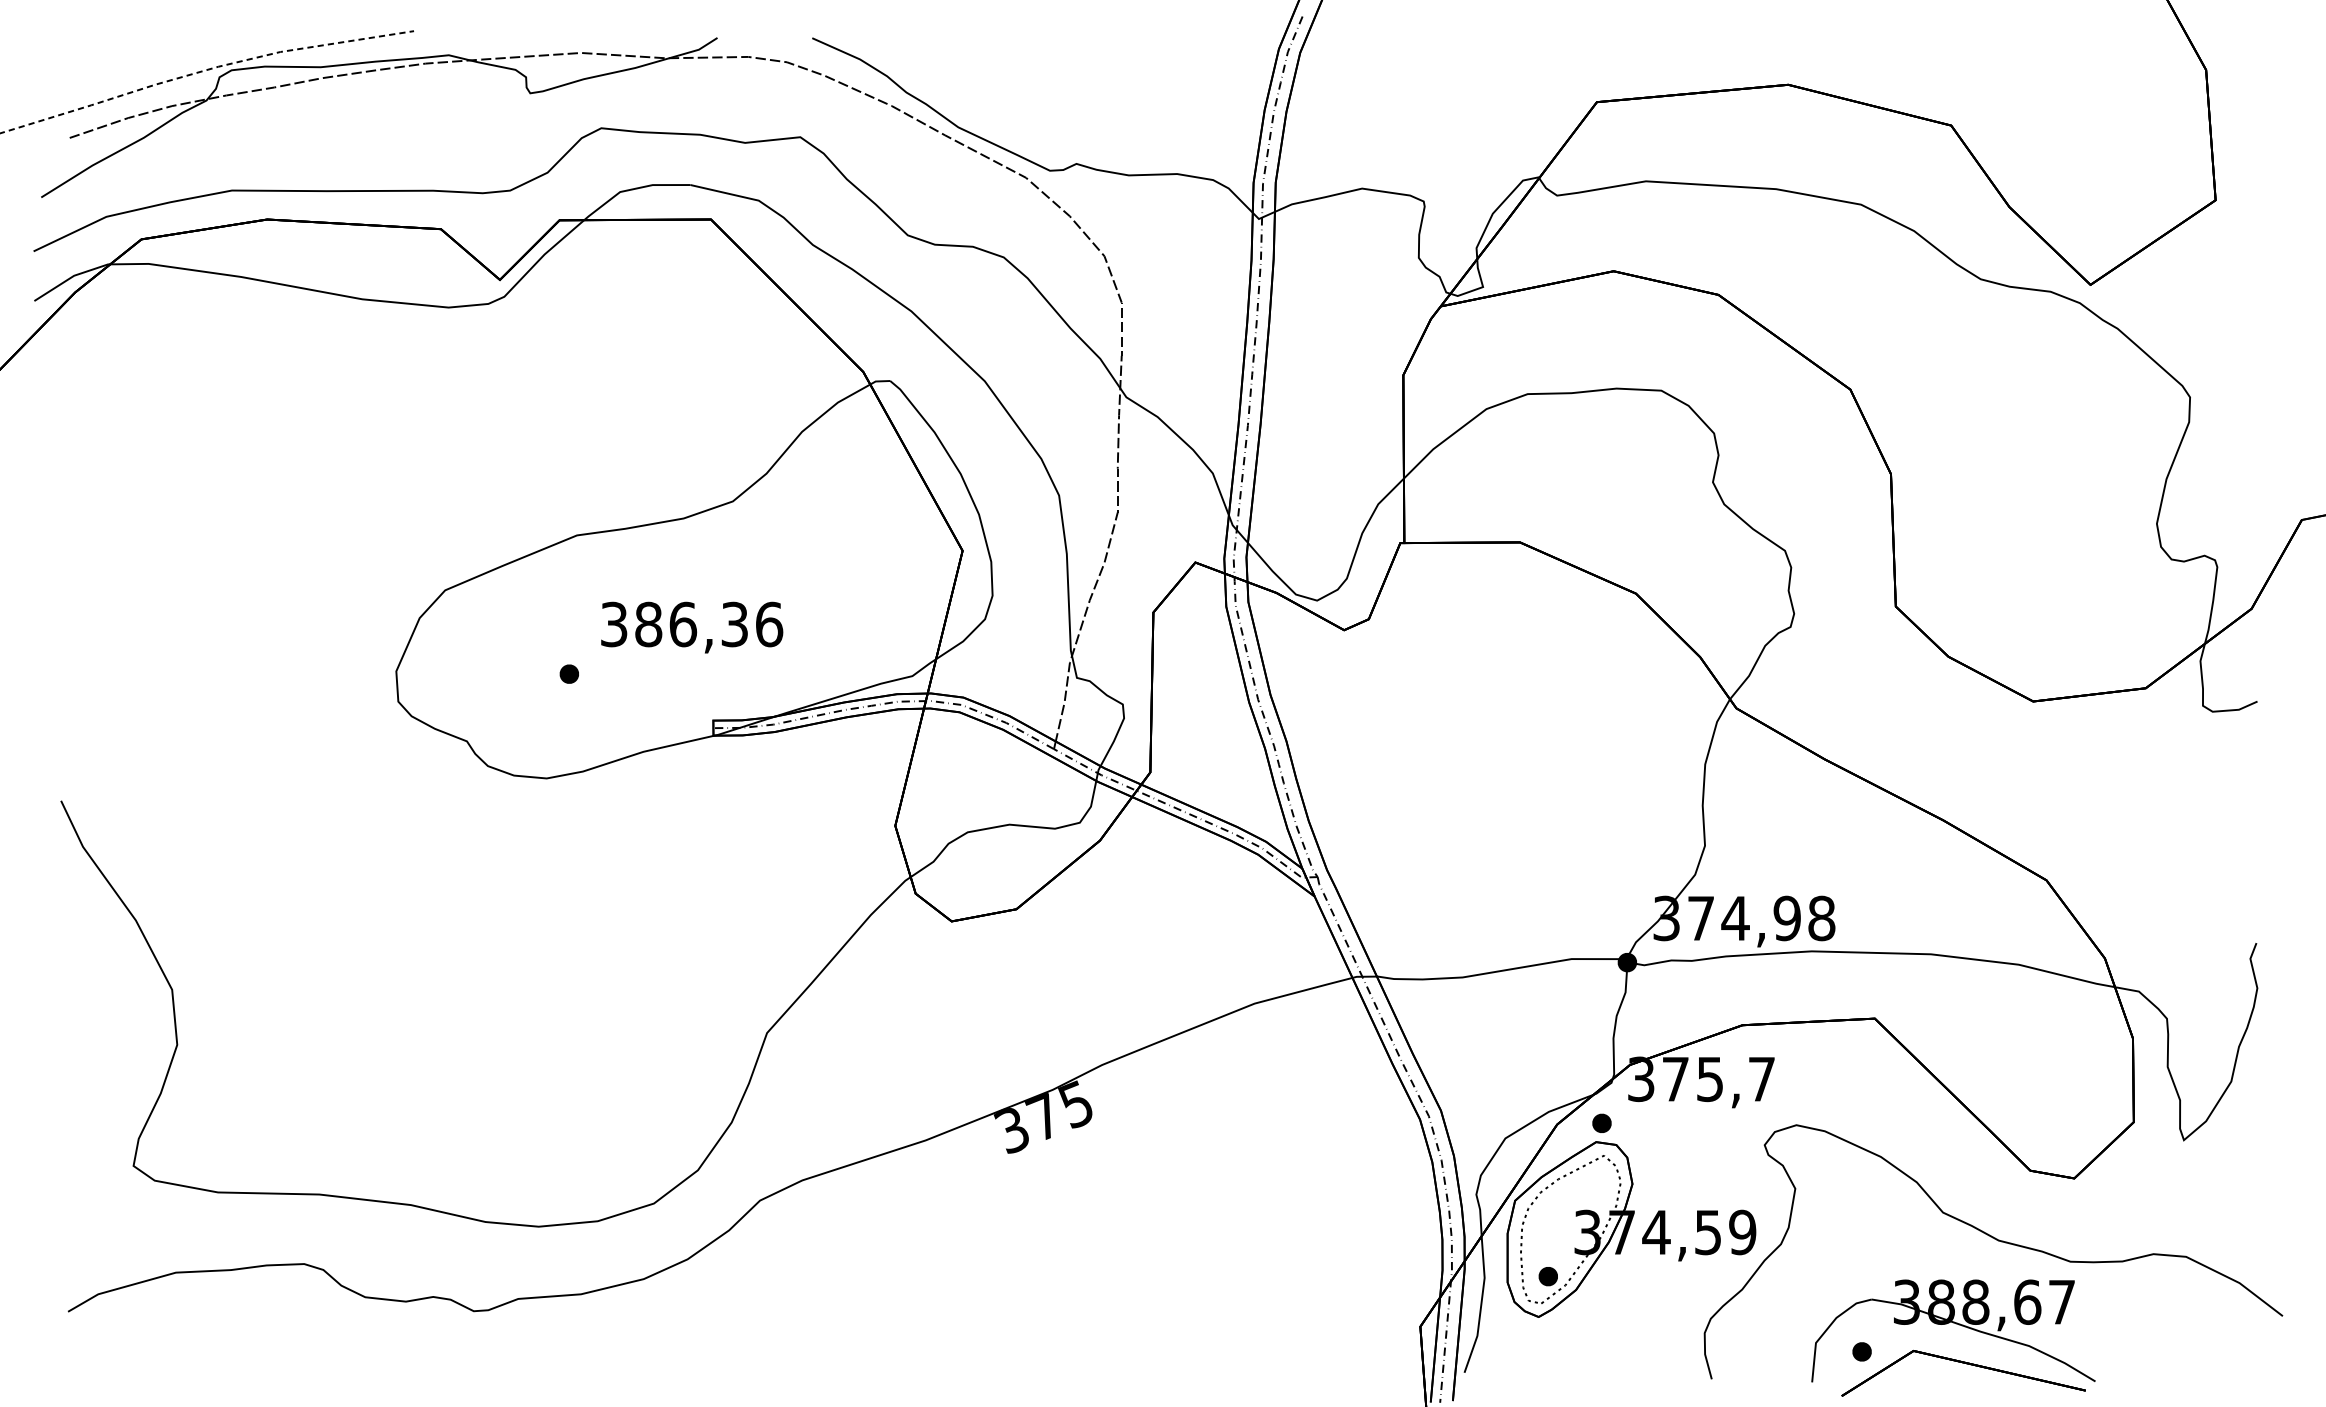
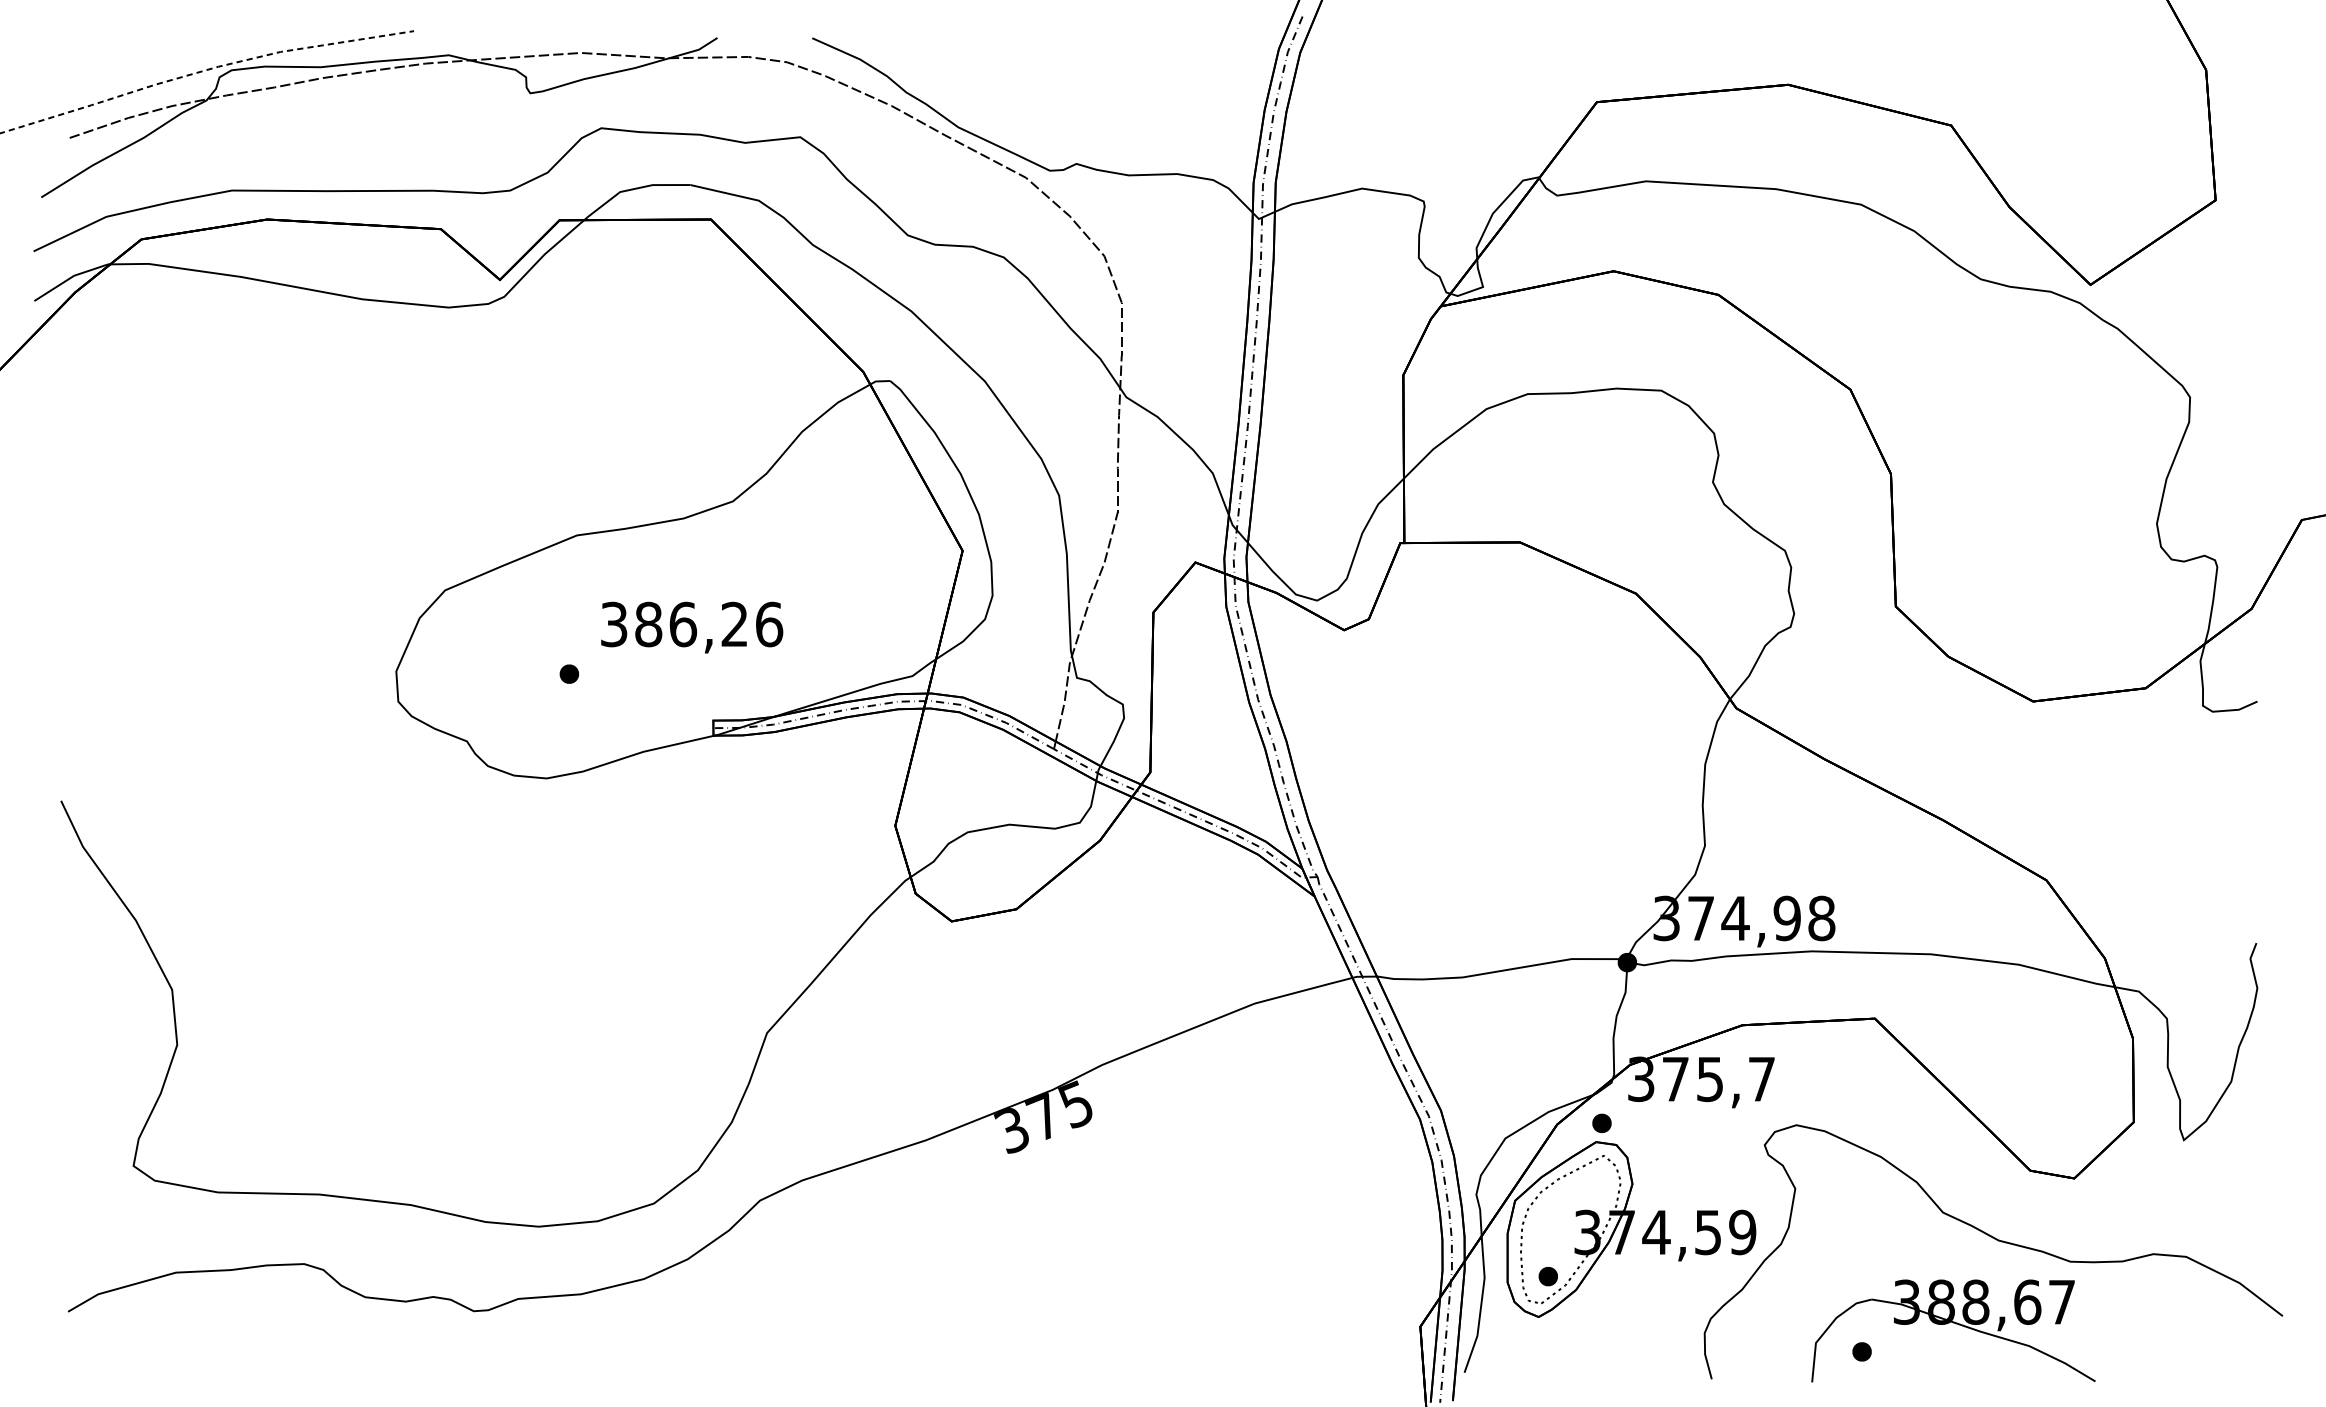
text: 386,36 -> 386,26 (734, 624)
part: present -> none (1966, 1364)
